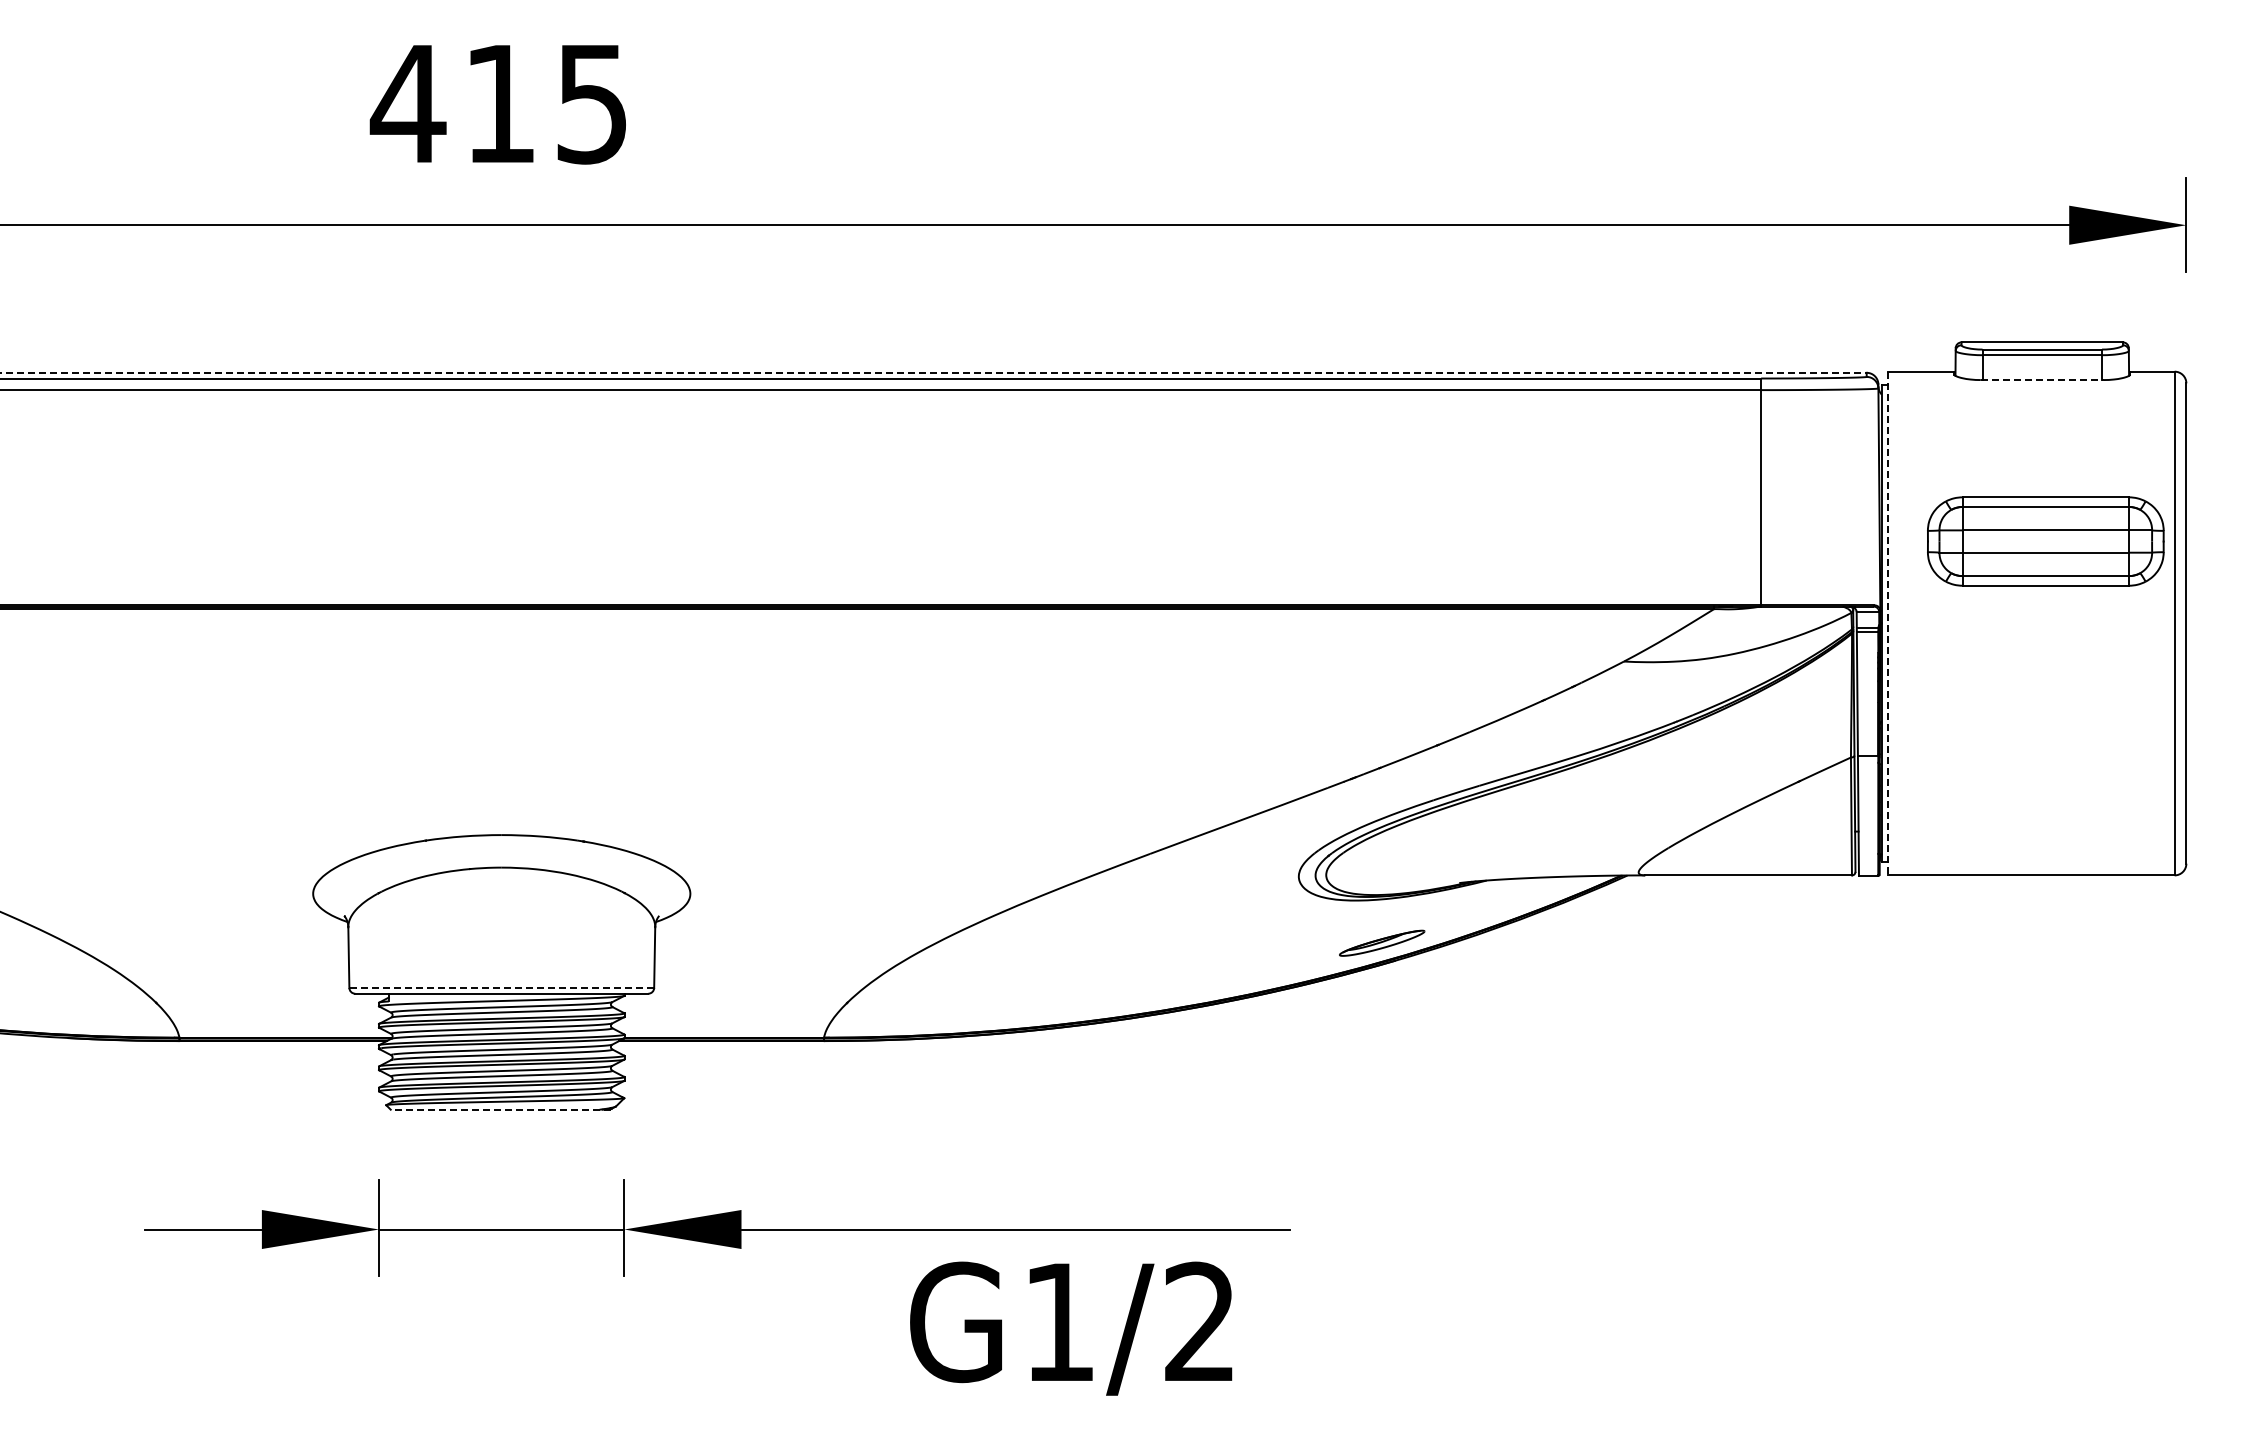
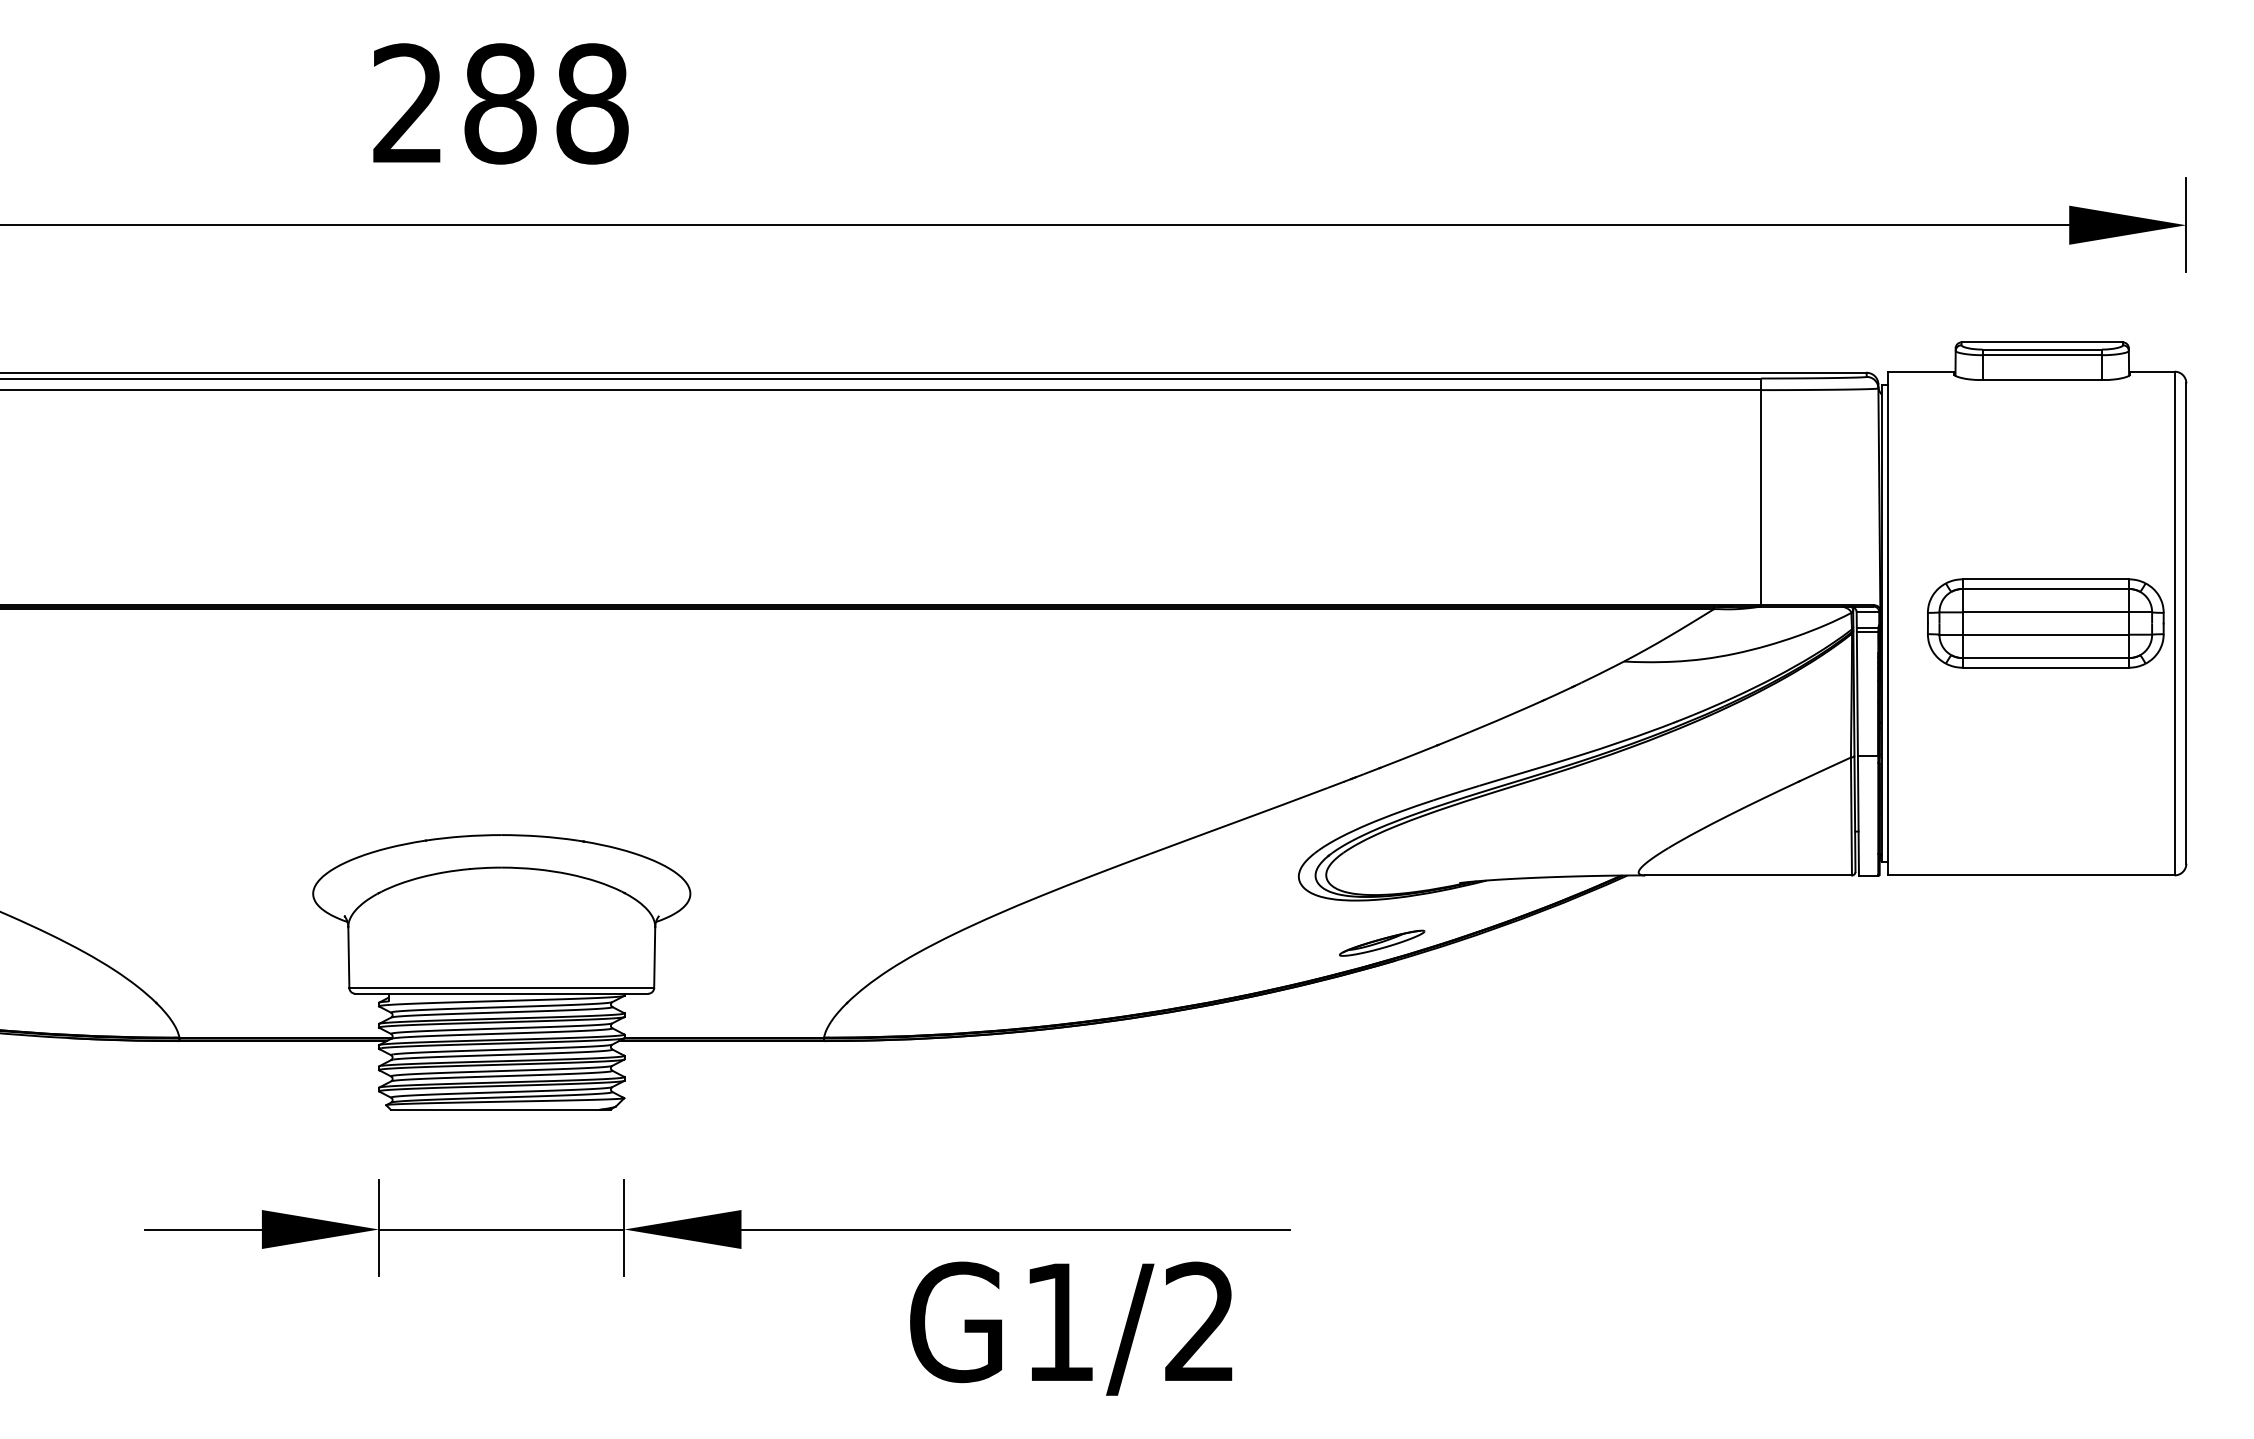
text: 415 -> 288 (498, 103)
line: dashed -> solid (933, 372)
line: dashed -> solid (2042, 380)
part position: (2045, 541) -> (2045, 623) (2045, 623)
line: dashed -> solid (1887, 623)
line: dashed -> solid (501, 987)
line: dashed -> solid (500, 1109)
